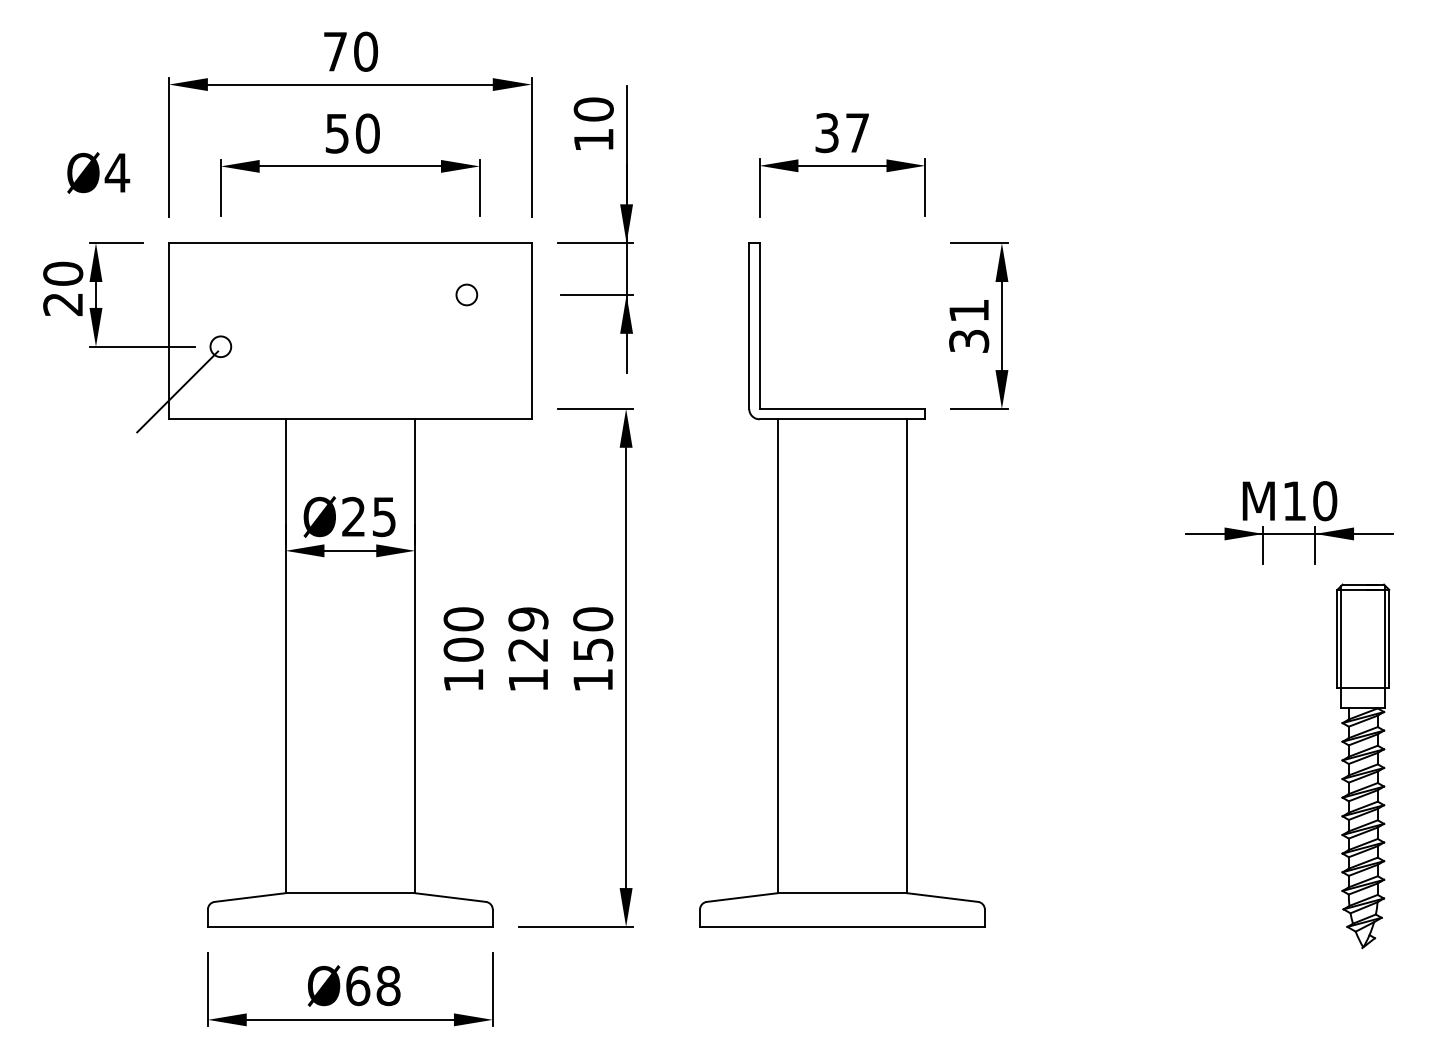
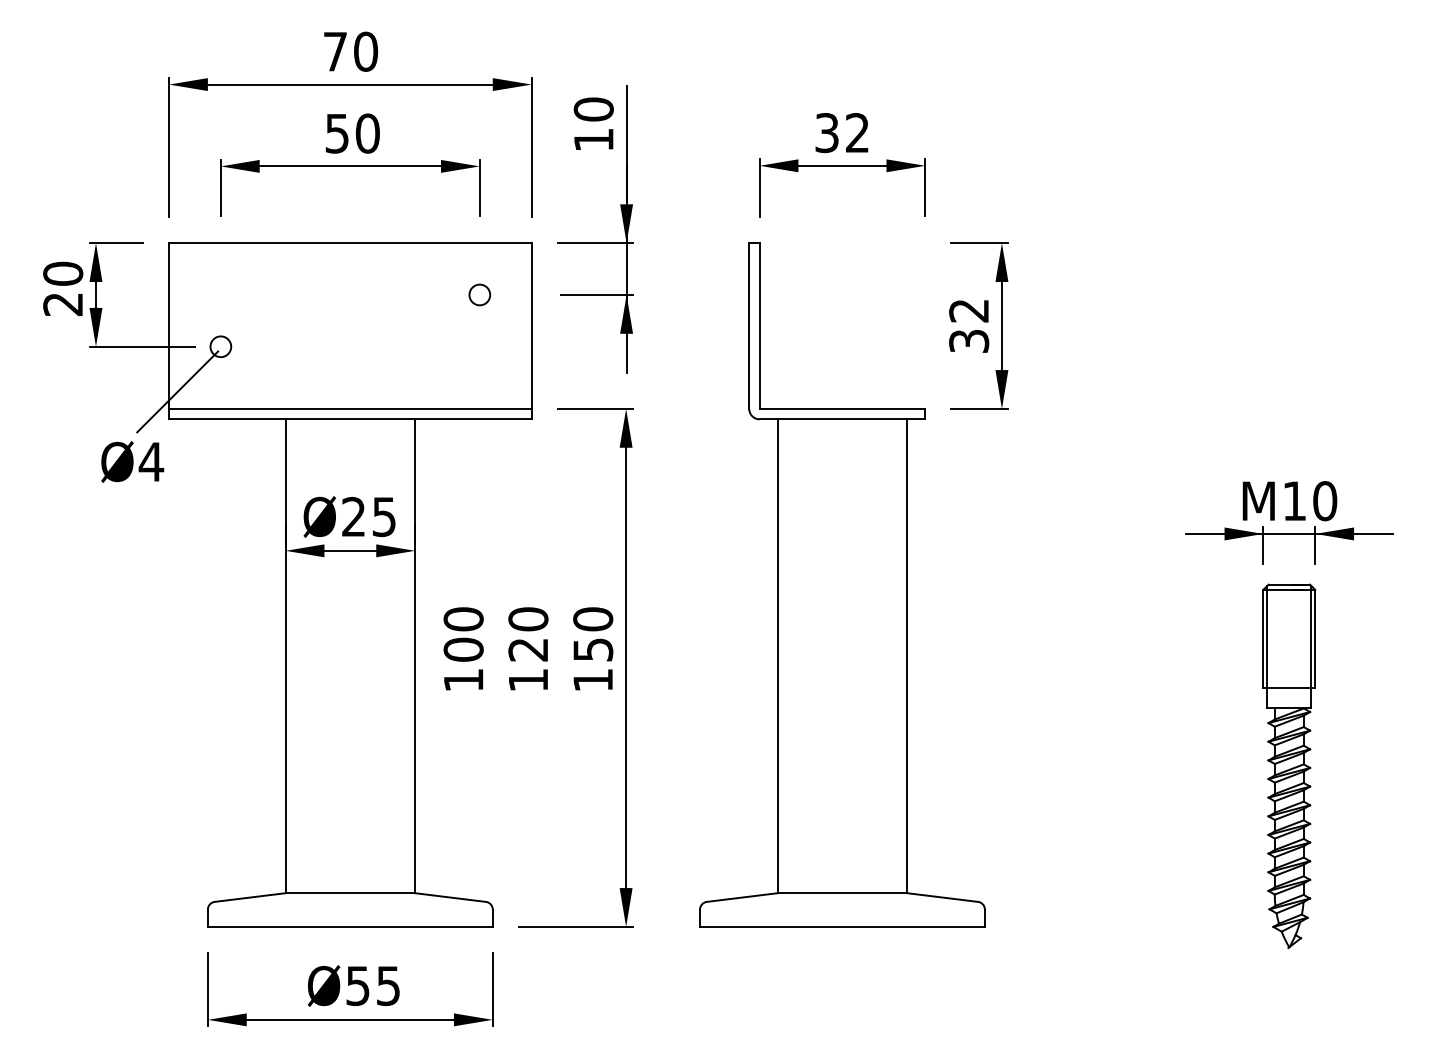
text: 37 -> 32 (857, 132)
text position: (98, 172) -> (132, 461) (132, 461)
circle position: (466, 294) -> (479, 294) (479, 294)
text: 31 -> 32 (968, 311)
line: none -> present (350, 408)
text: 129 -> 120 (528, 619)
part position: (1363, 766) -> (1289, 766) (1289, 766)
text: Ø68 -> Ø55 (373, 985)
